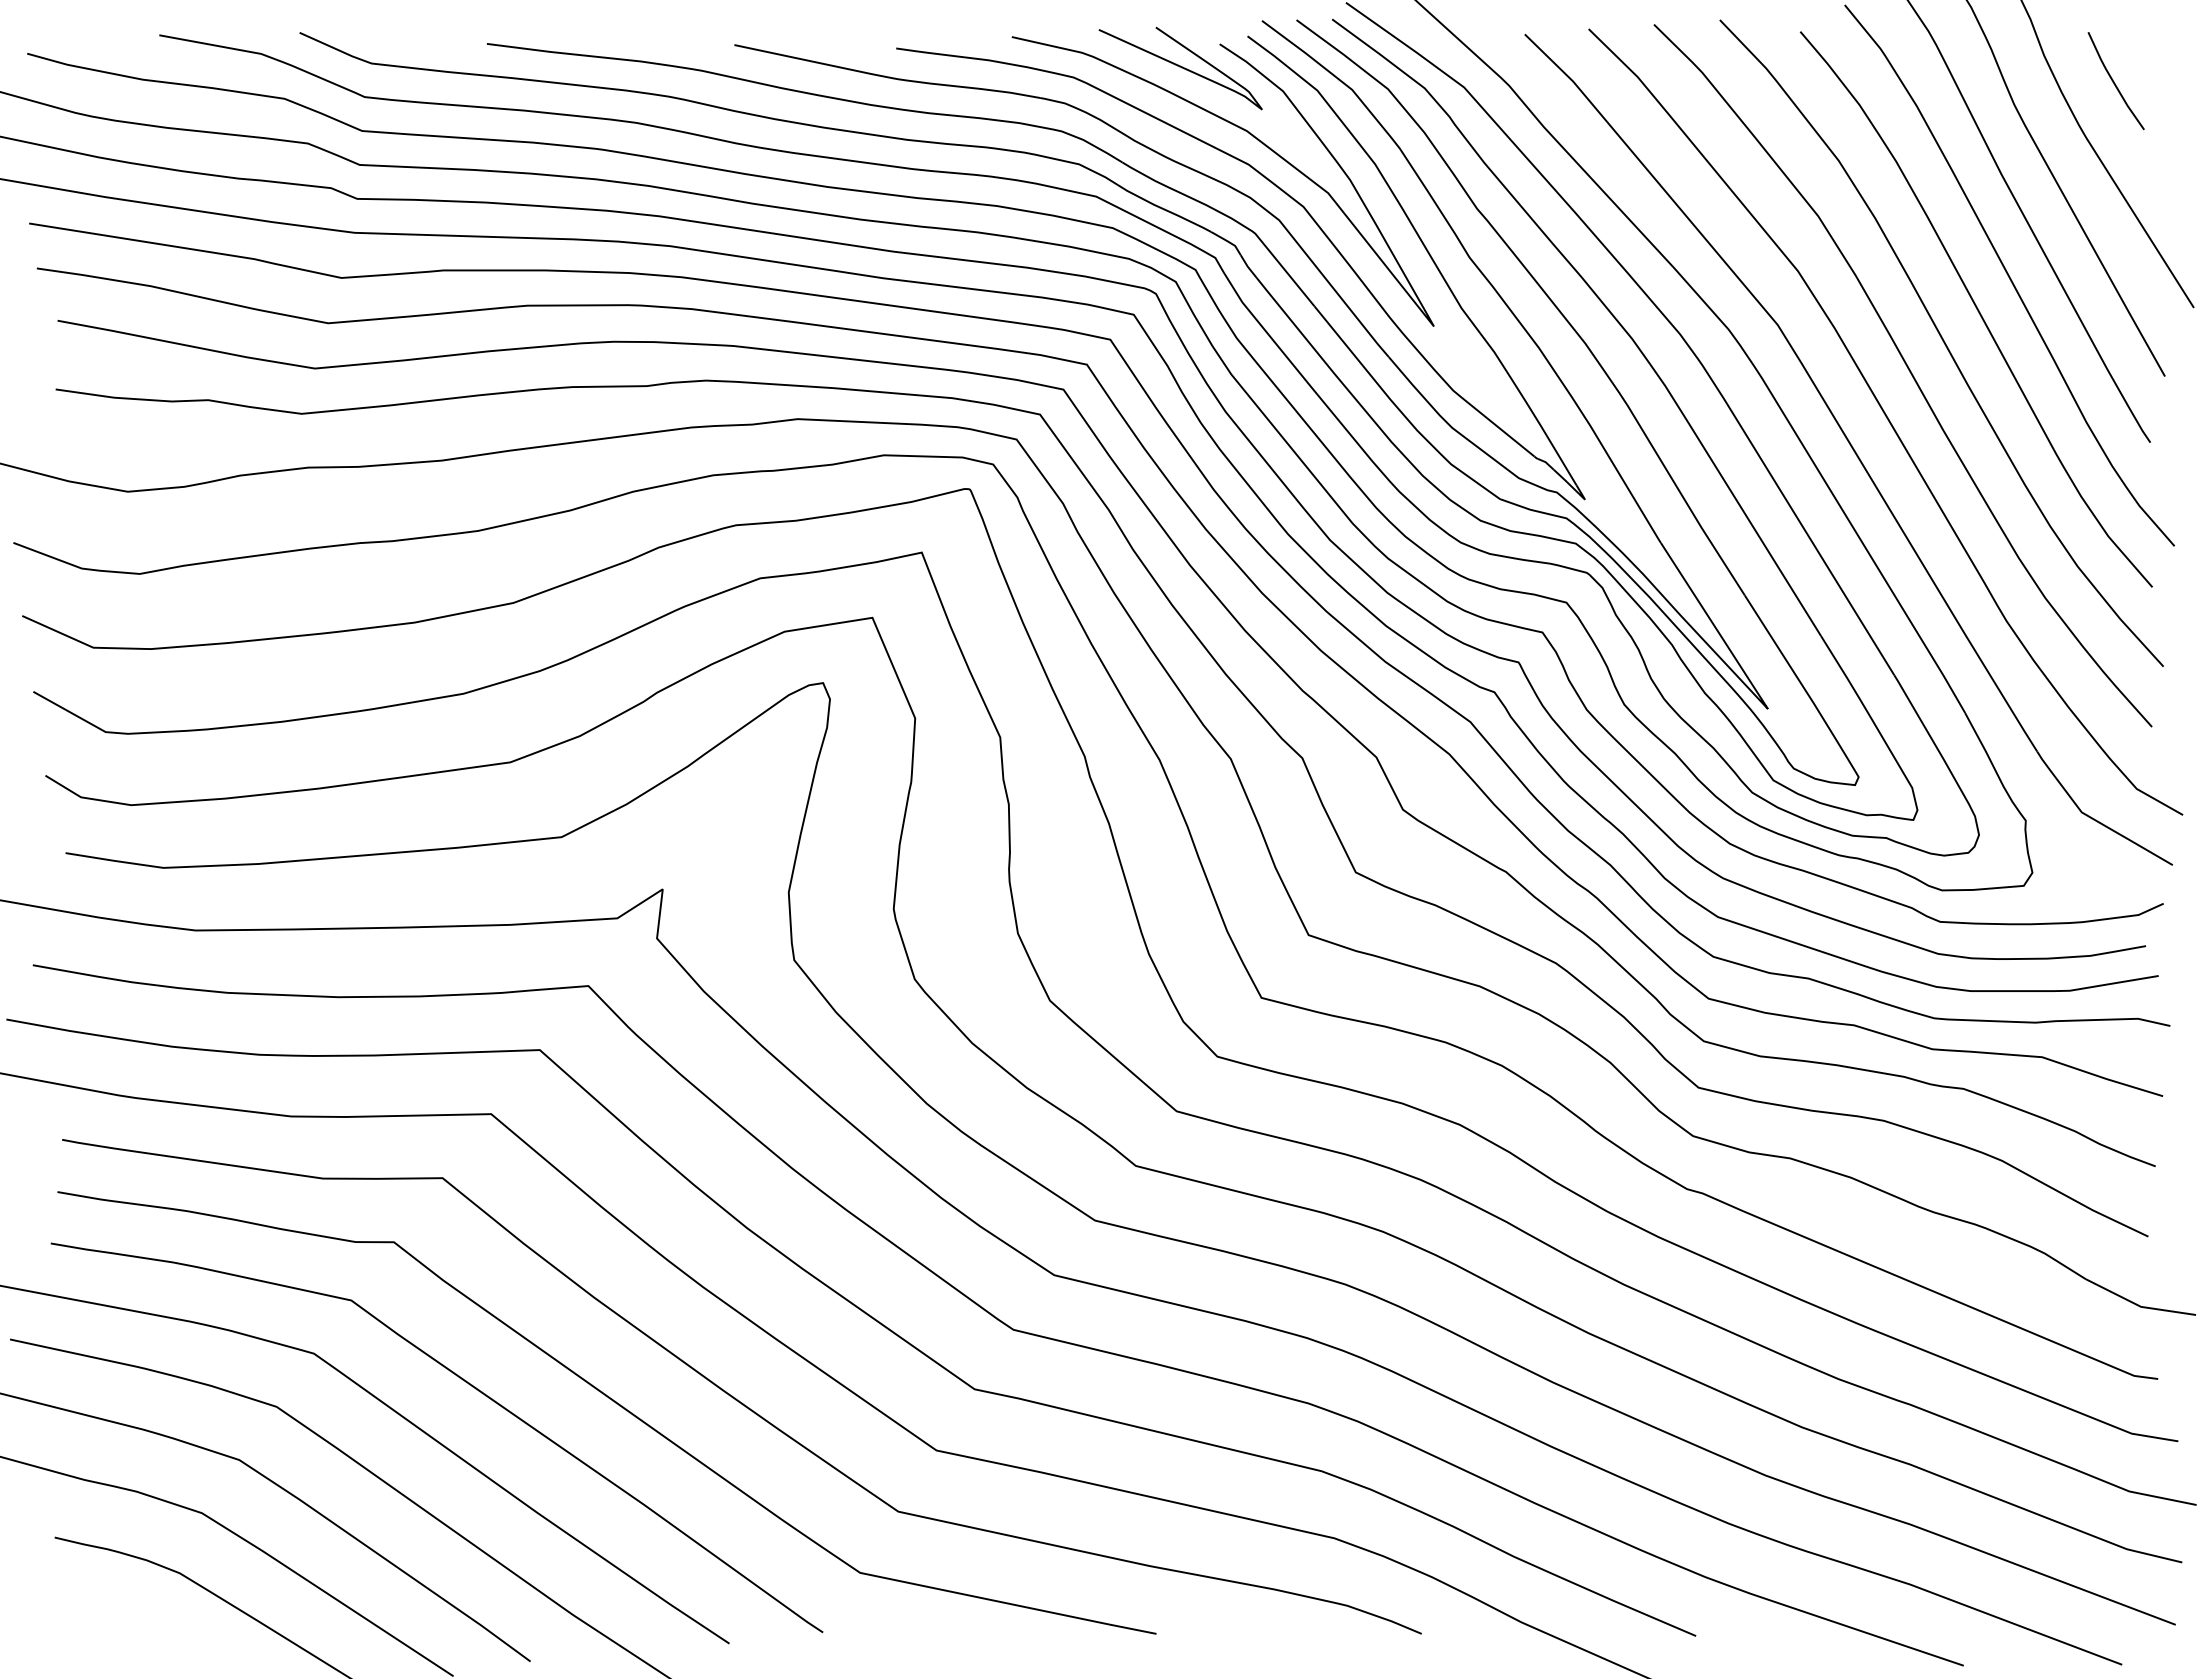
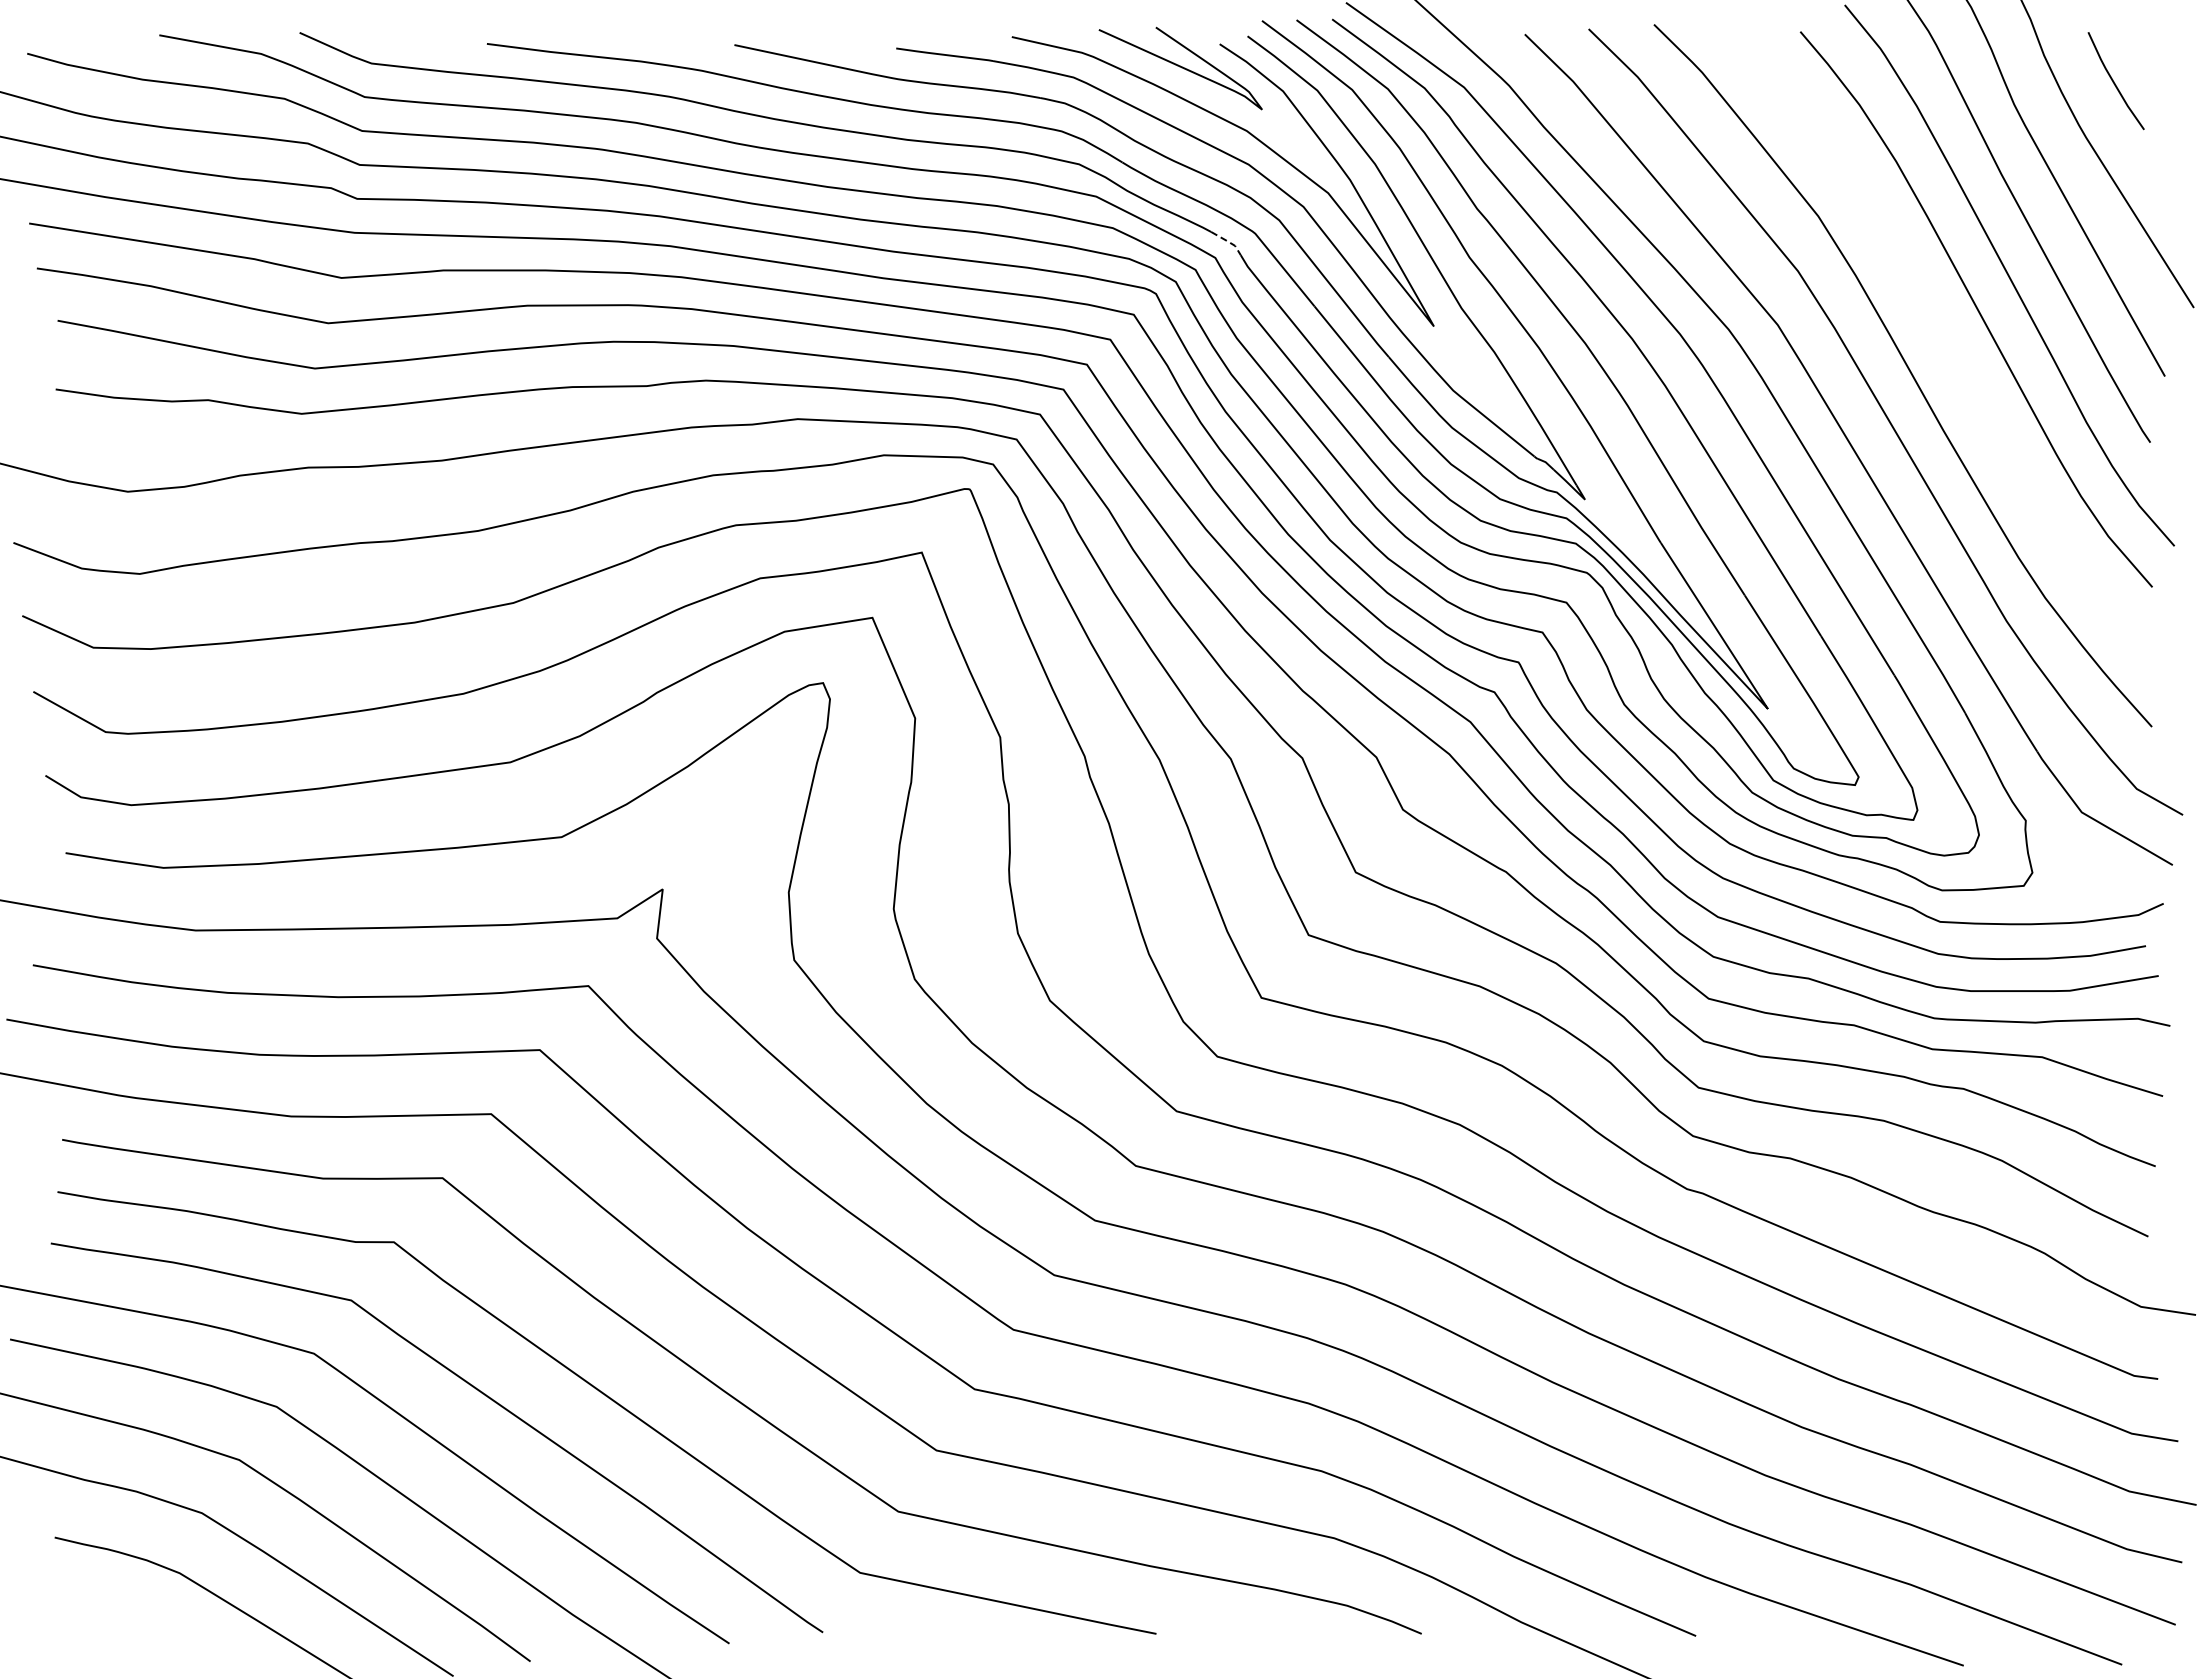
line: solid -> dashed (1228, 241)
curve: present -> none (1942, 341)
